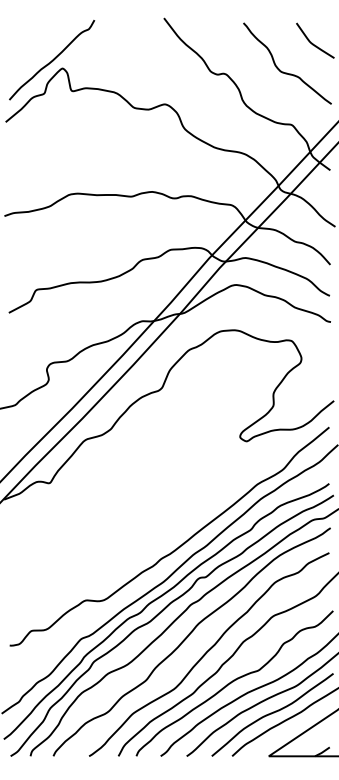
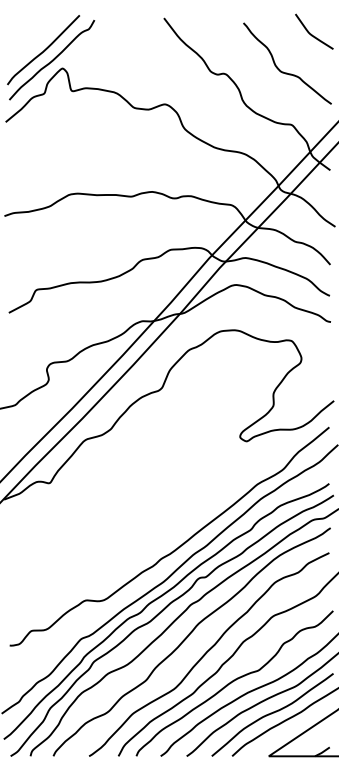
curve position: (312, 42) -> (311, 33) (311, 33)
curve: none -> present (43, 50)
